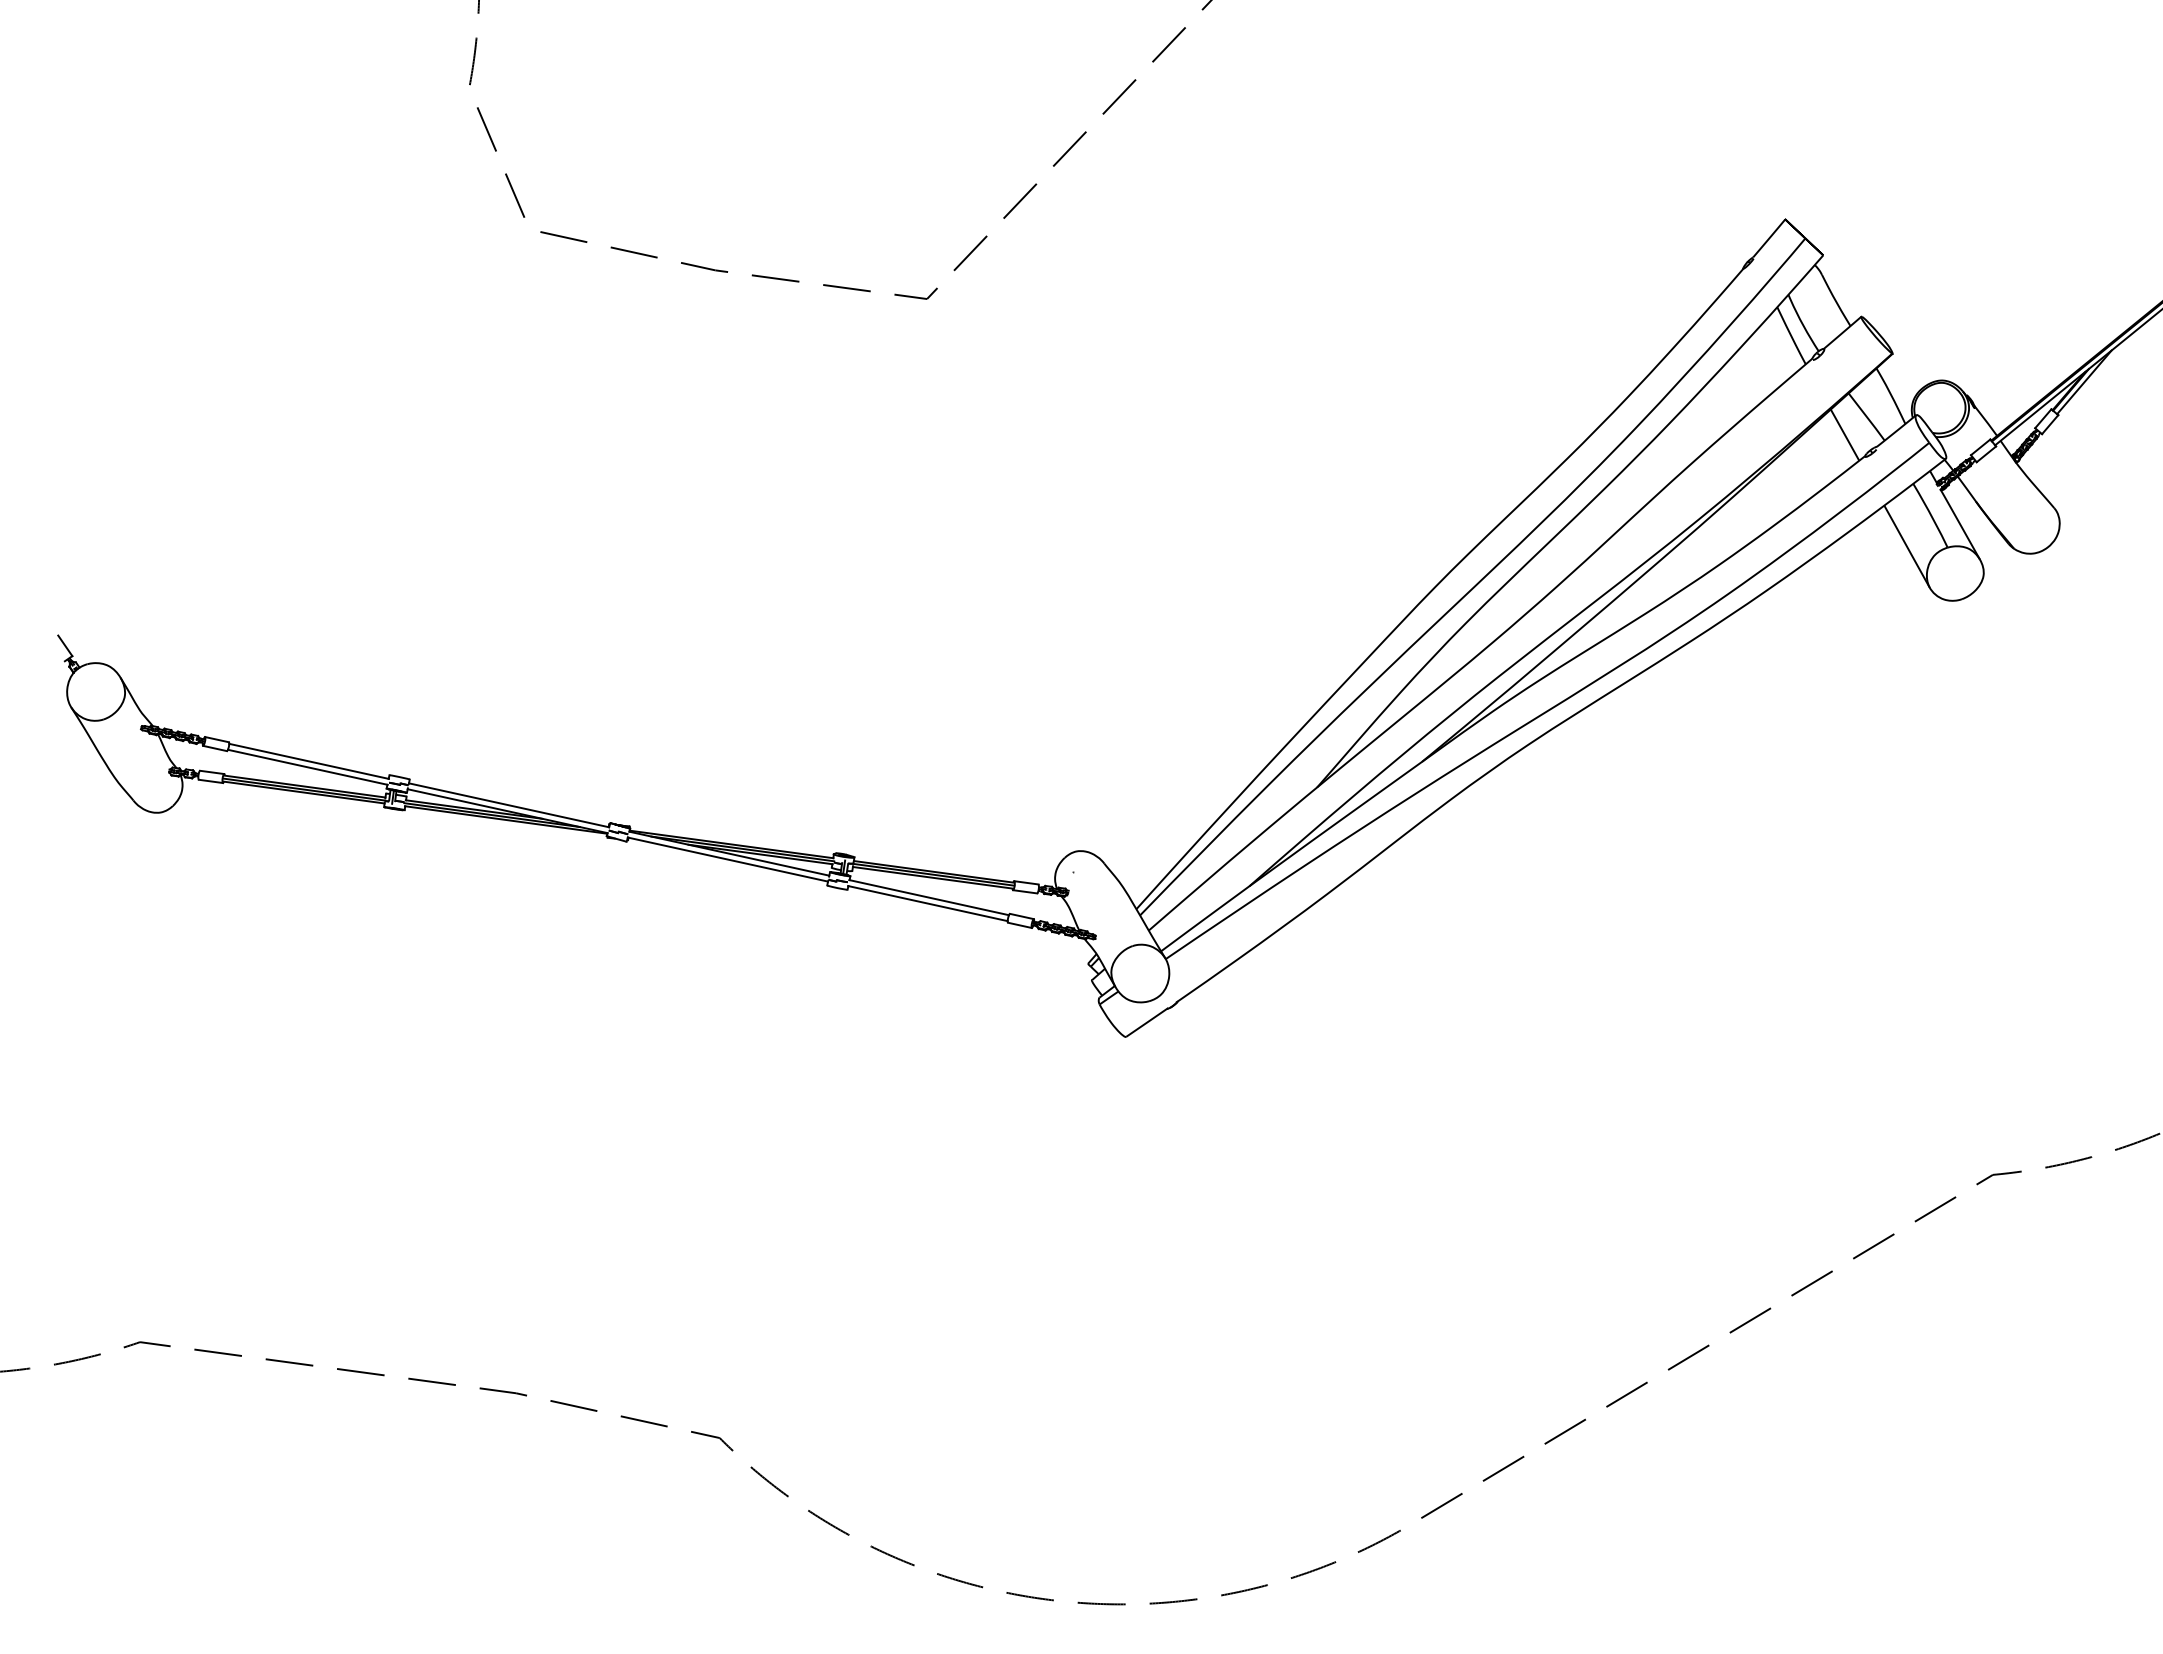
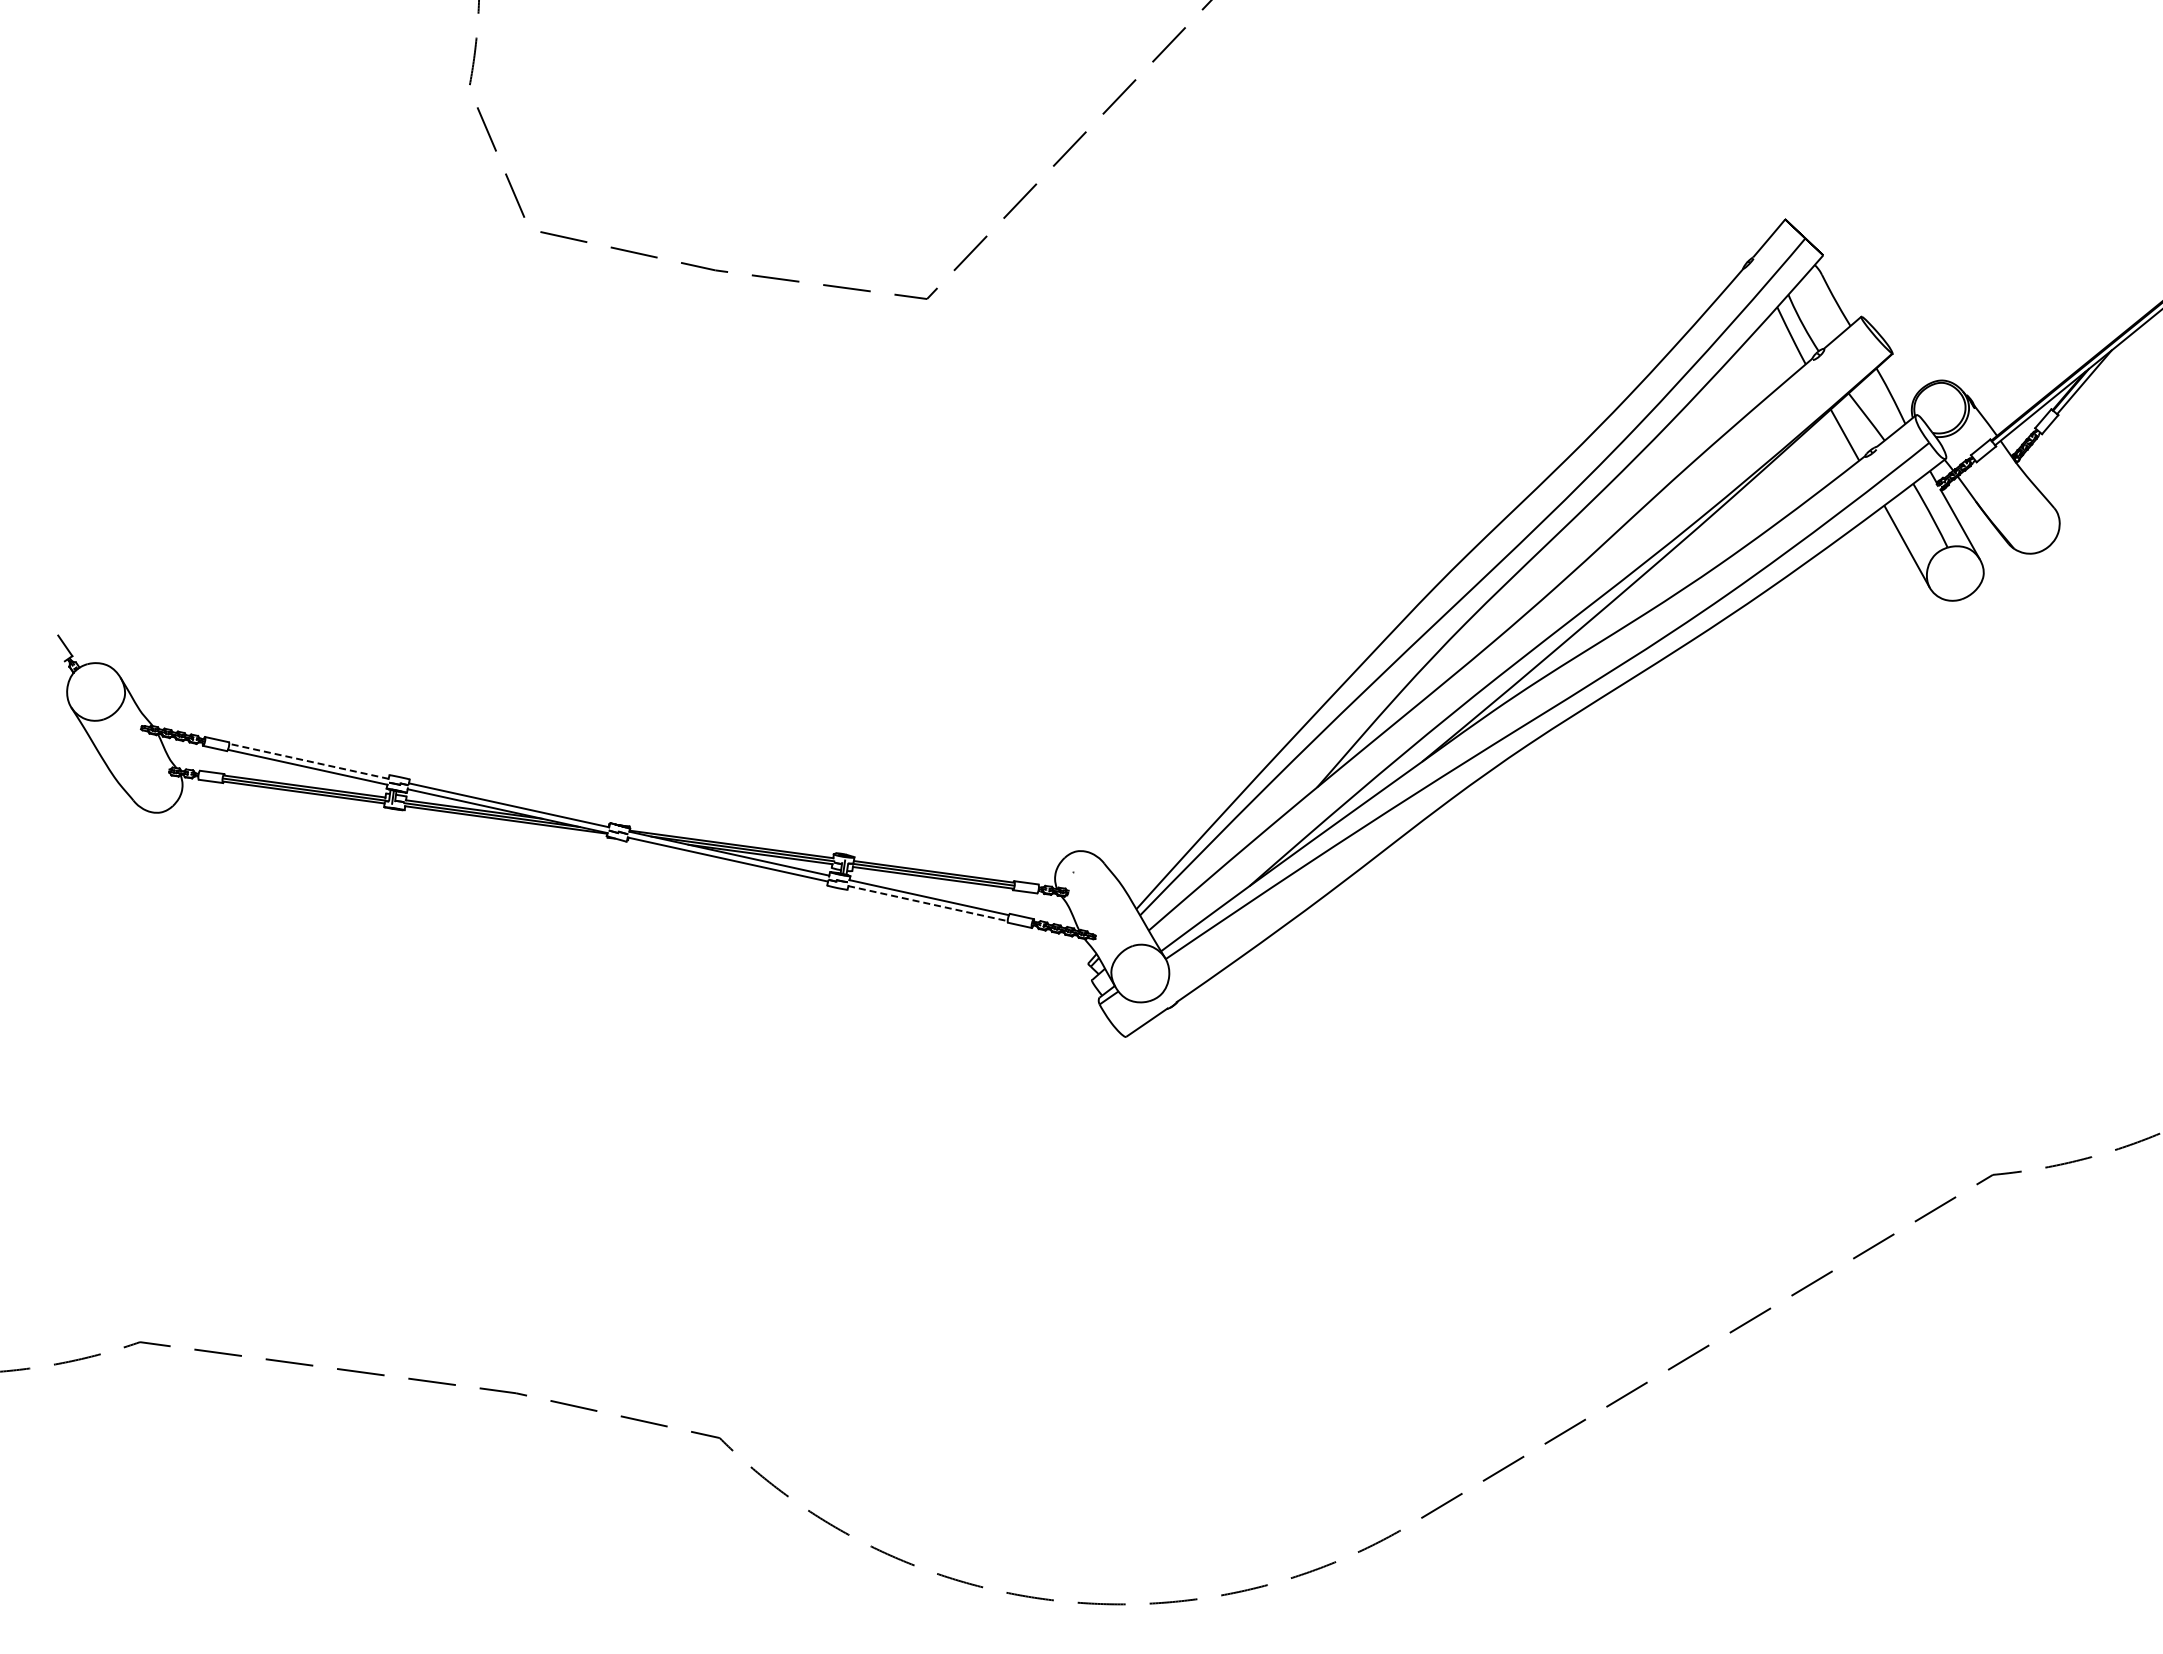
line: solid -> dashed (309, 761)
line: solid -> dashed (927, 903)
